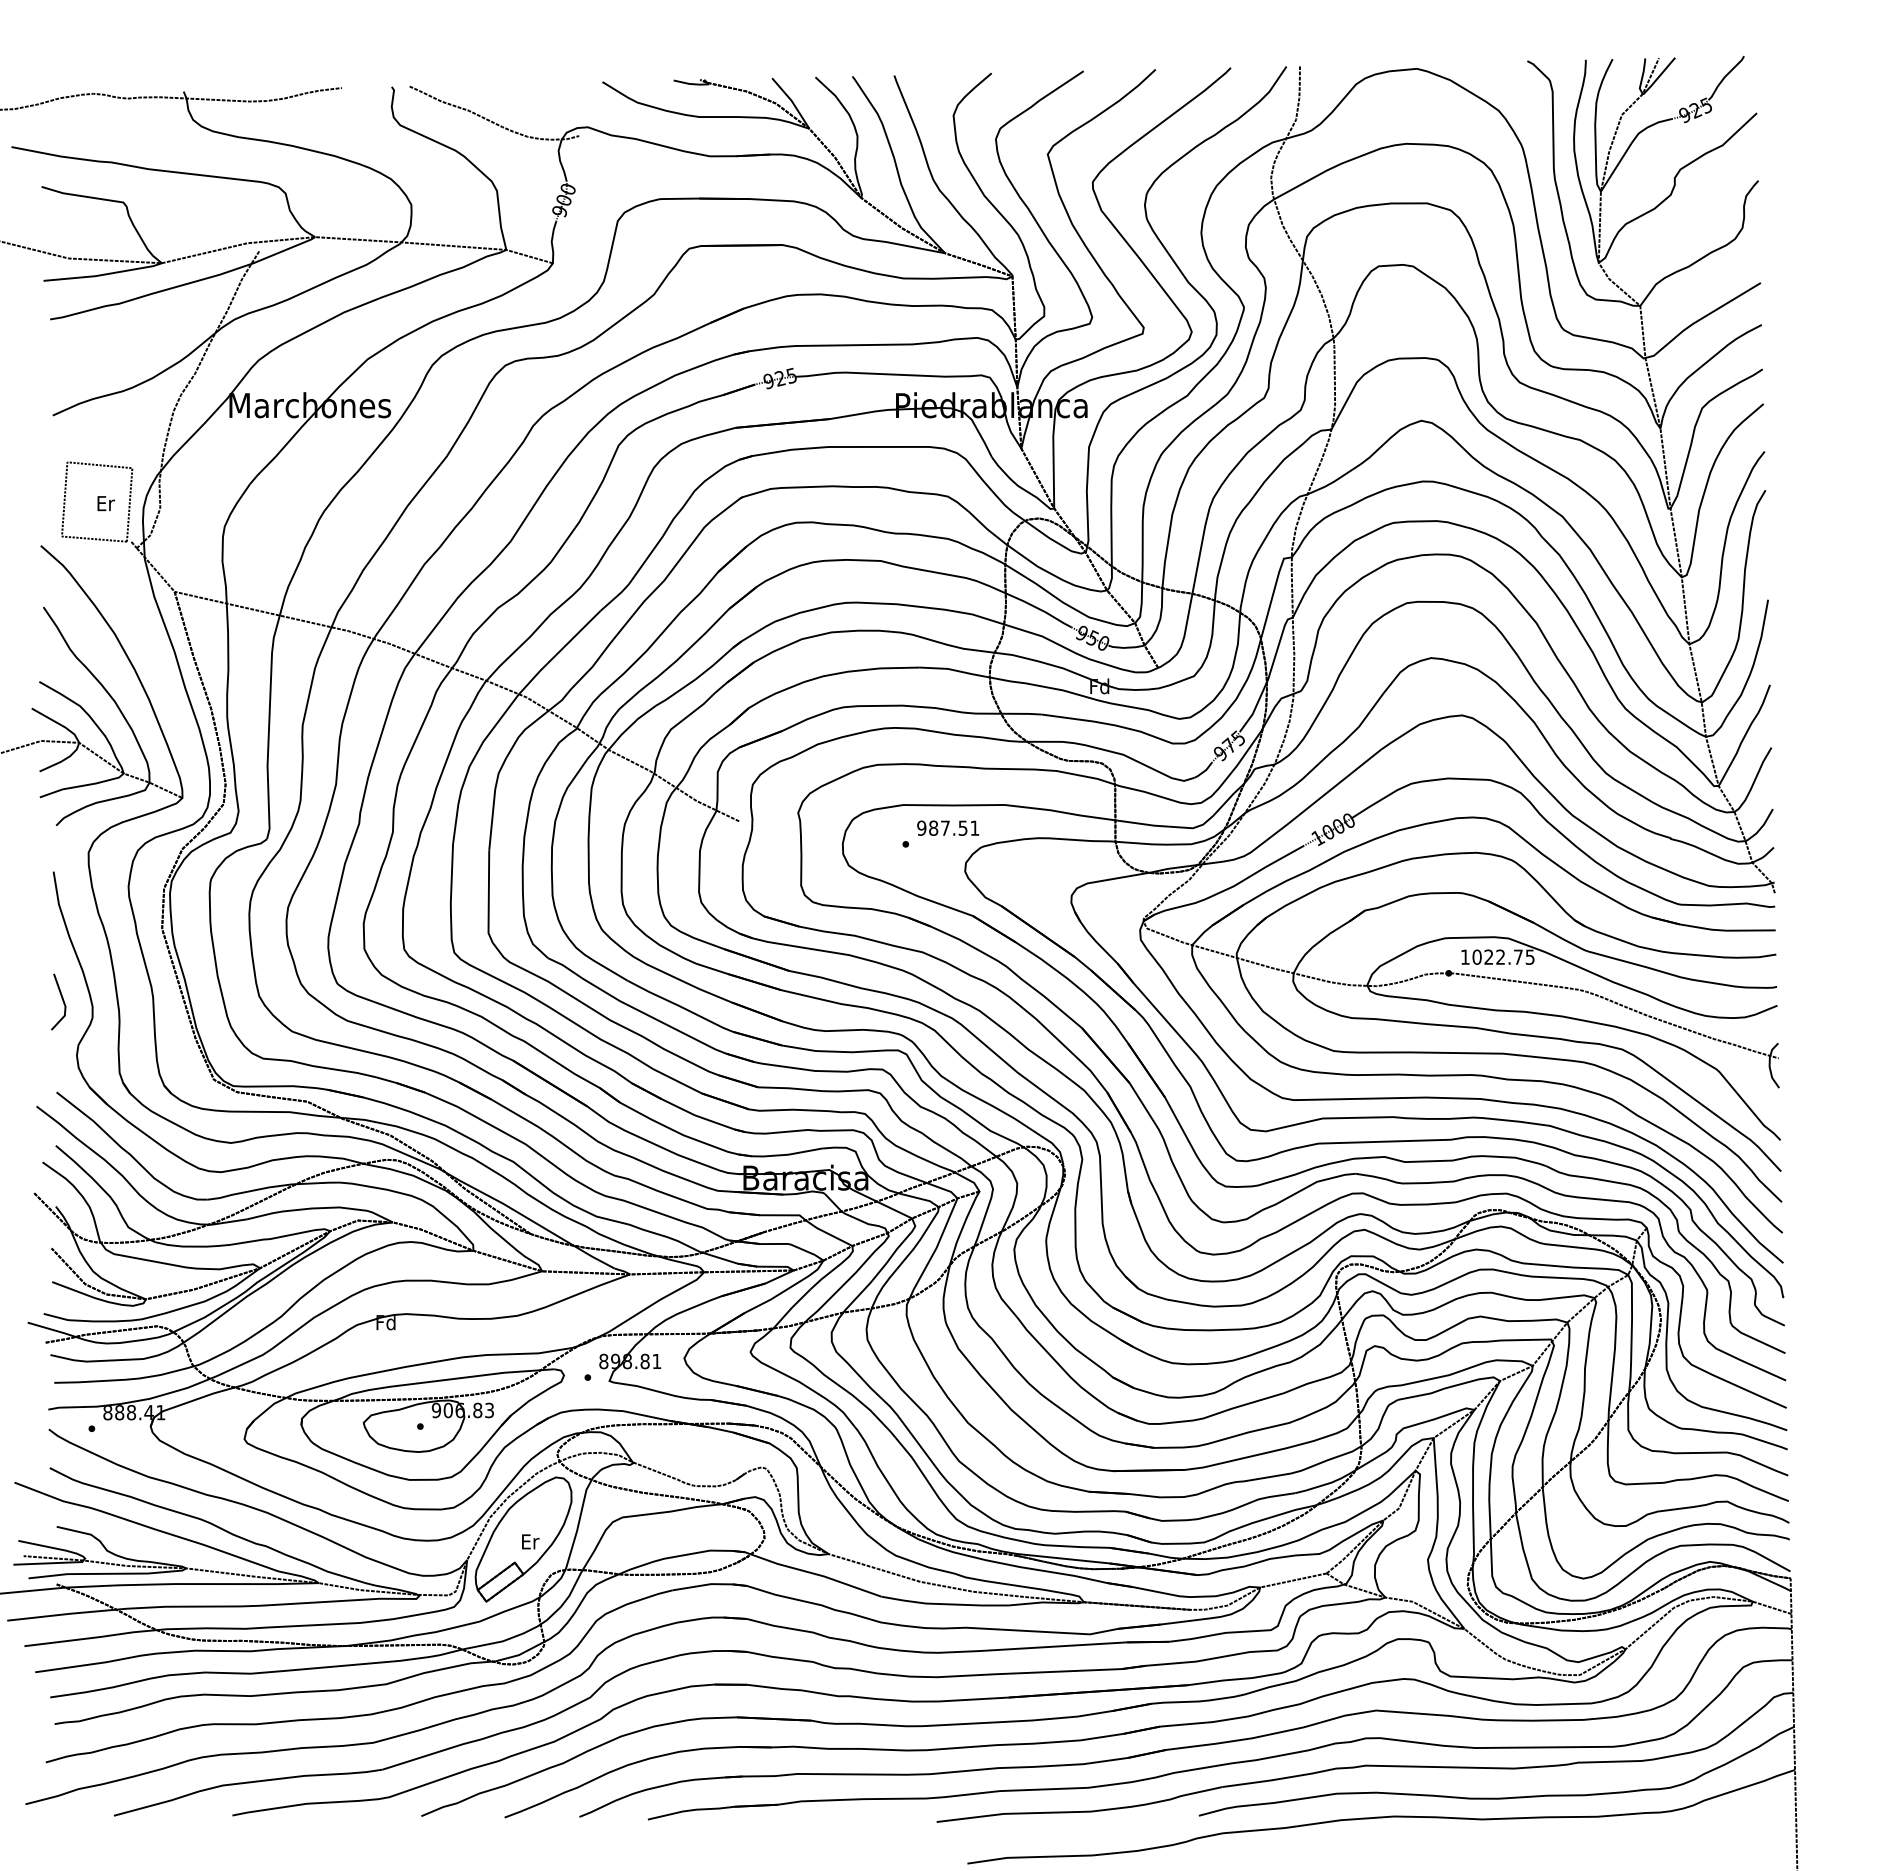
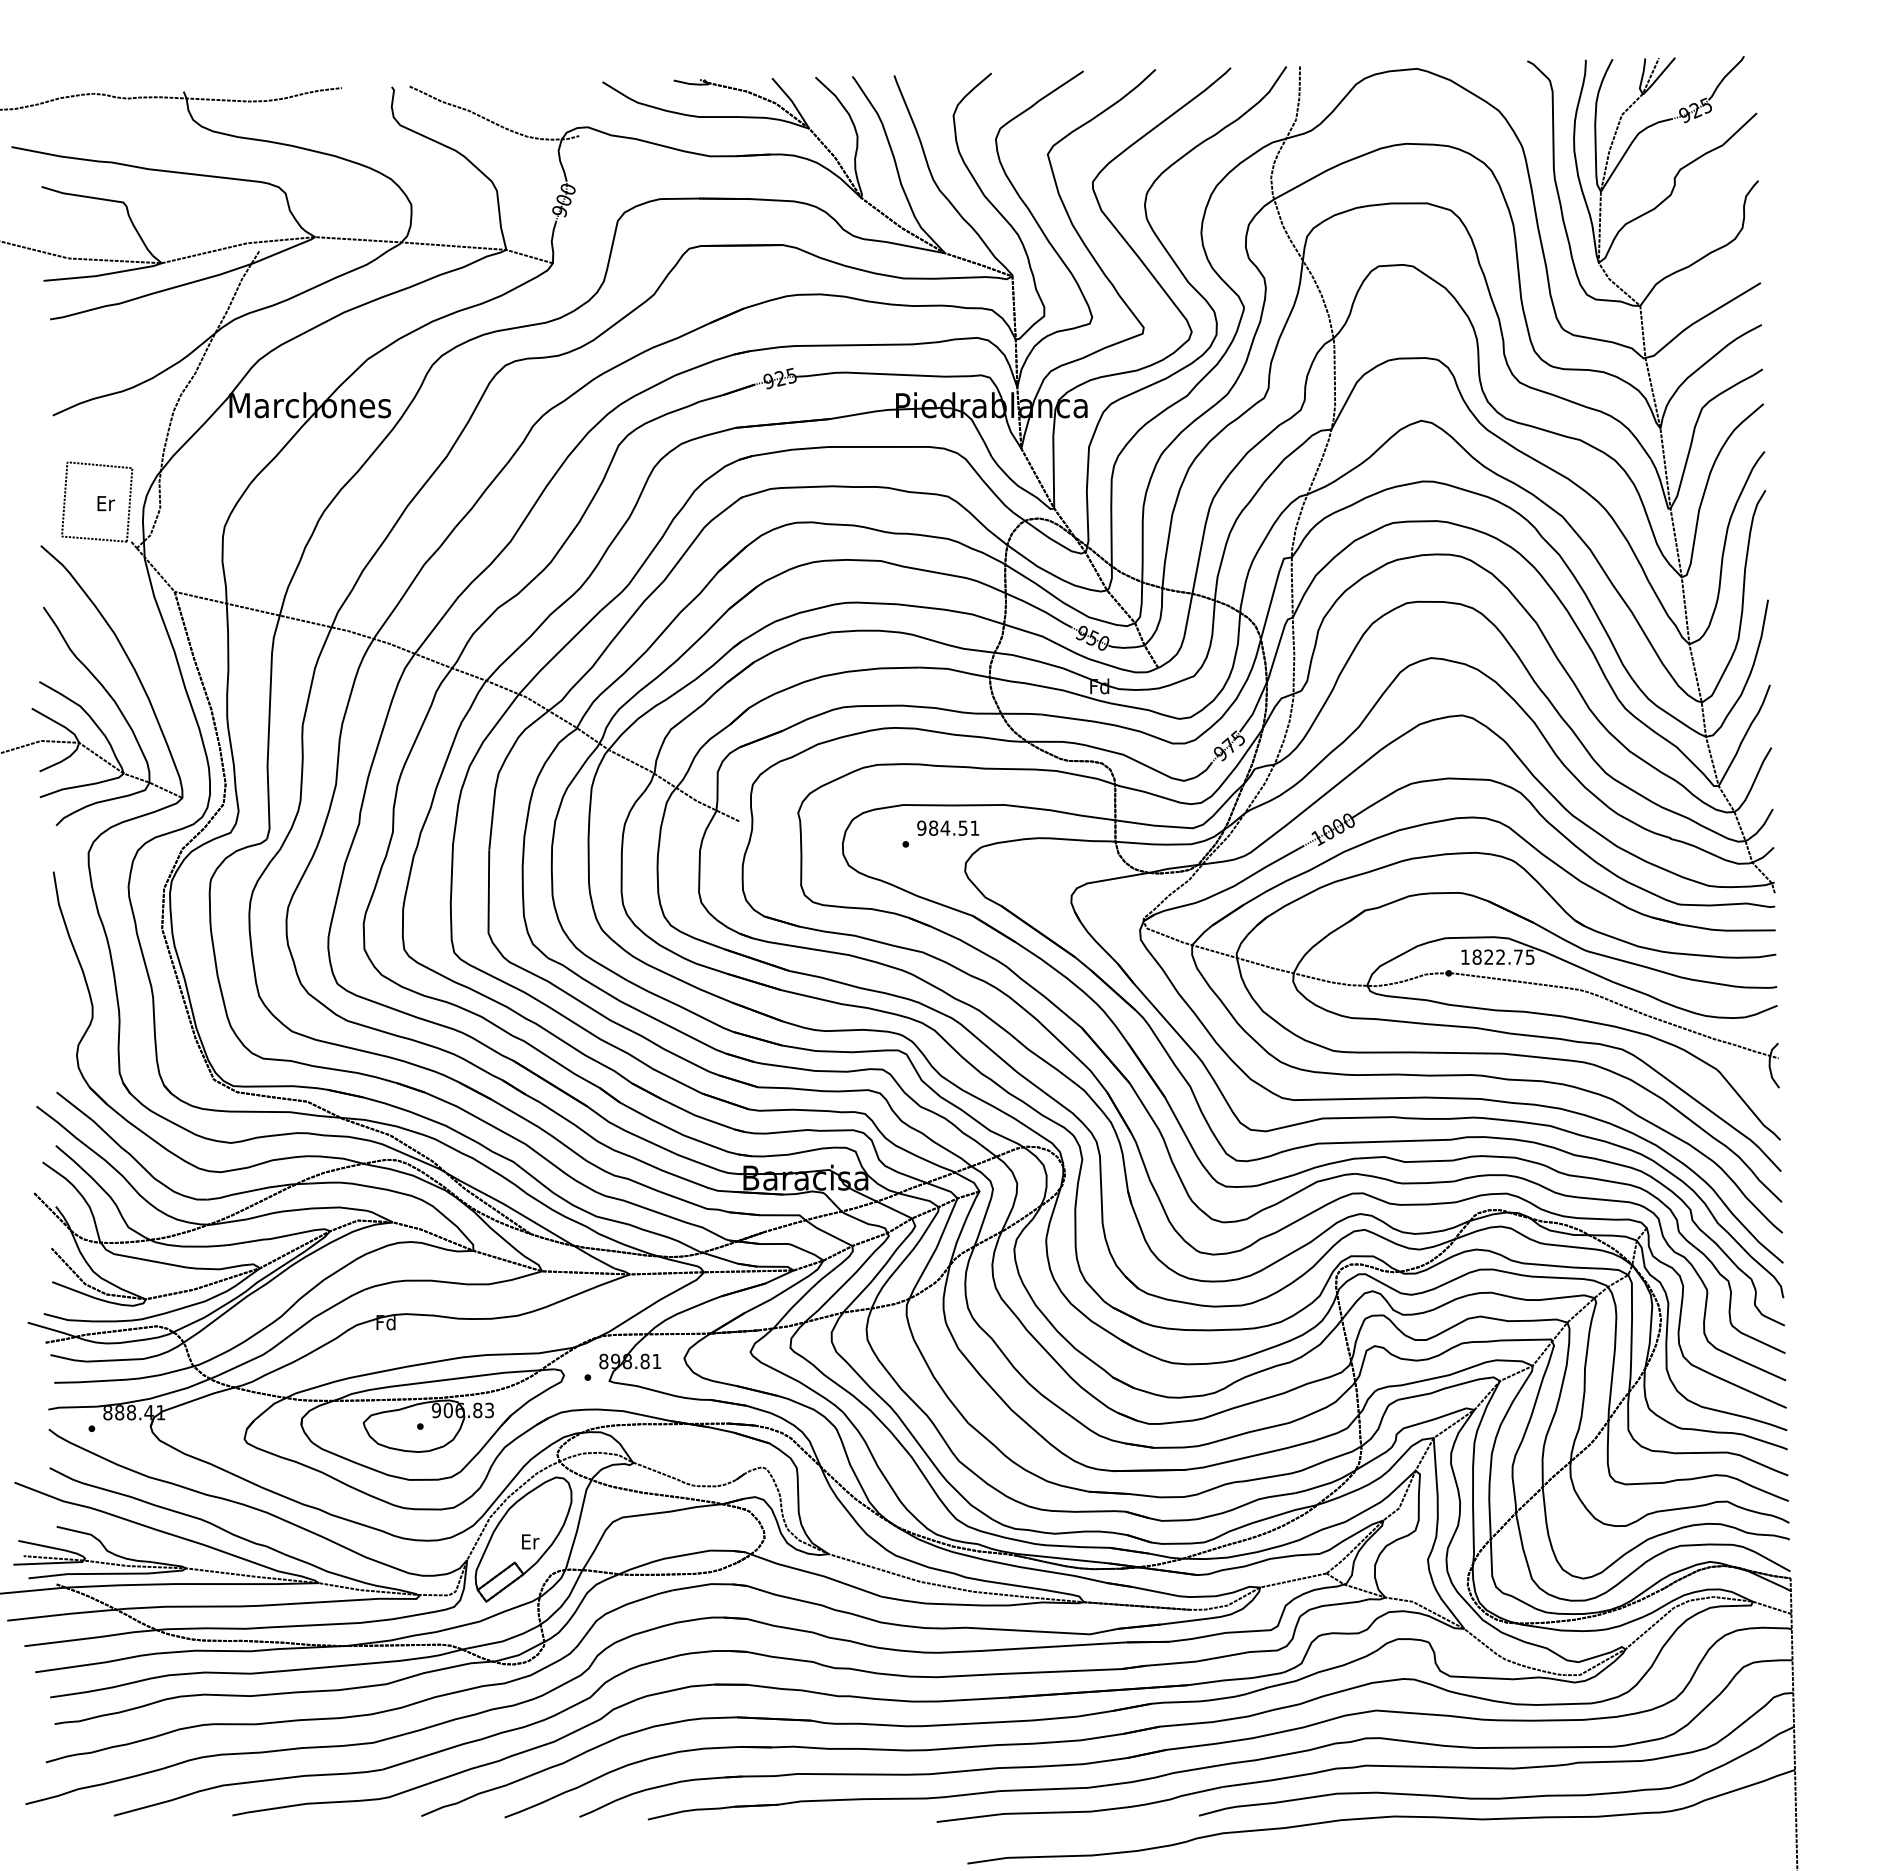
text: 987.51 -> 984.51 (945, 827)
text: 1022.75 -> 1822.75 (1476, 956)
line: present -> none (62, 1001)
